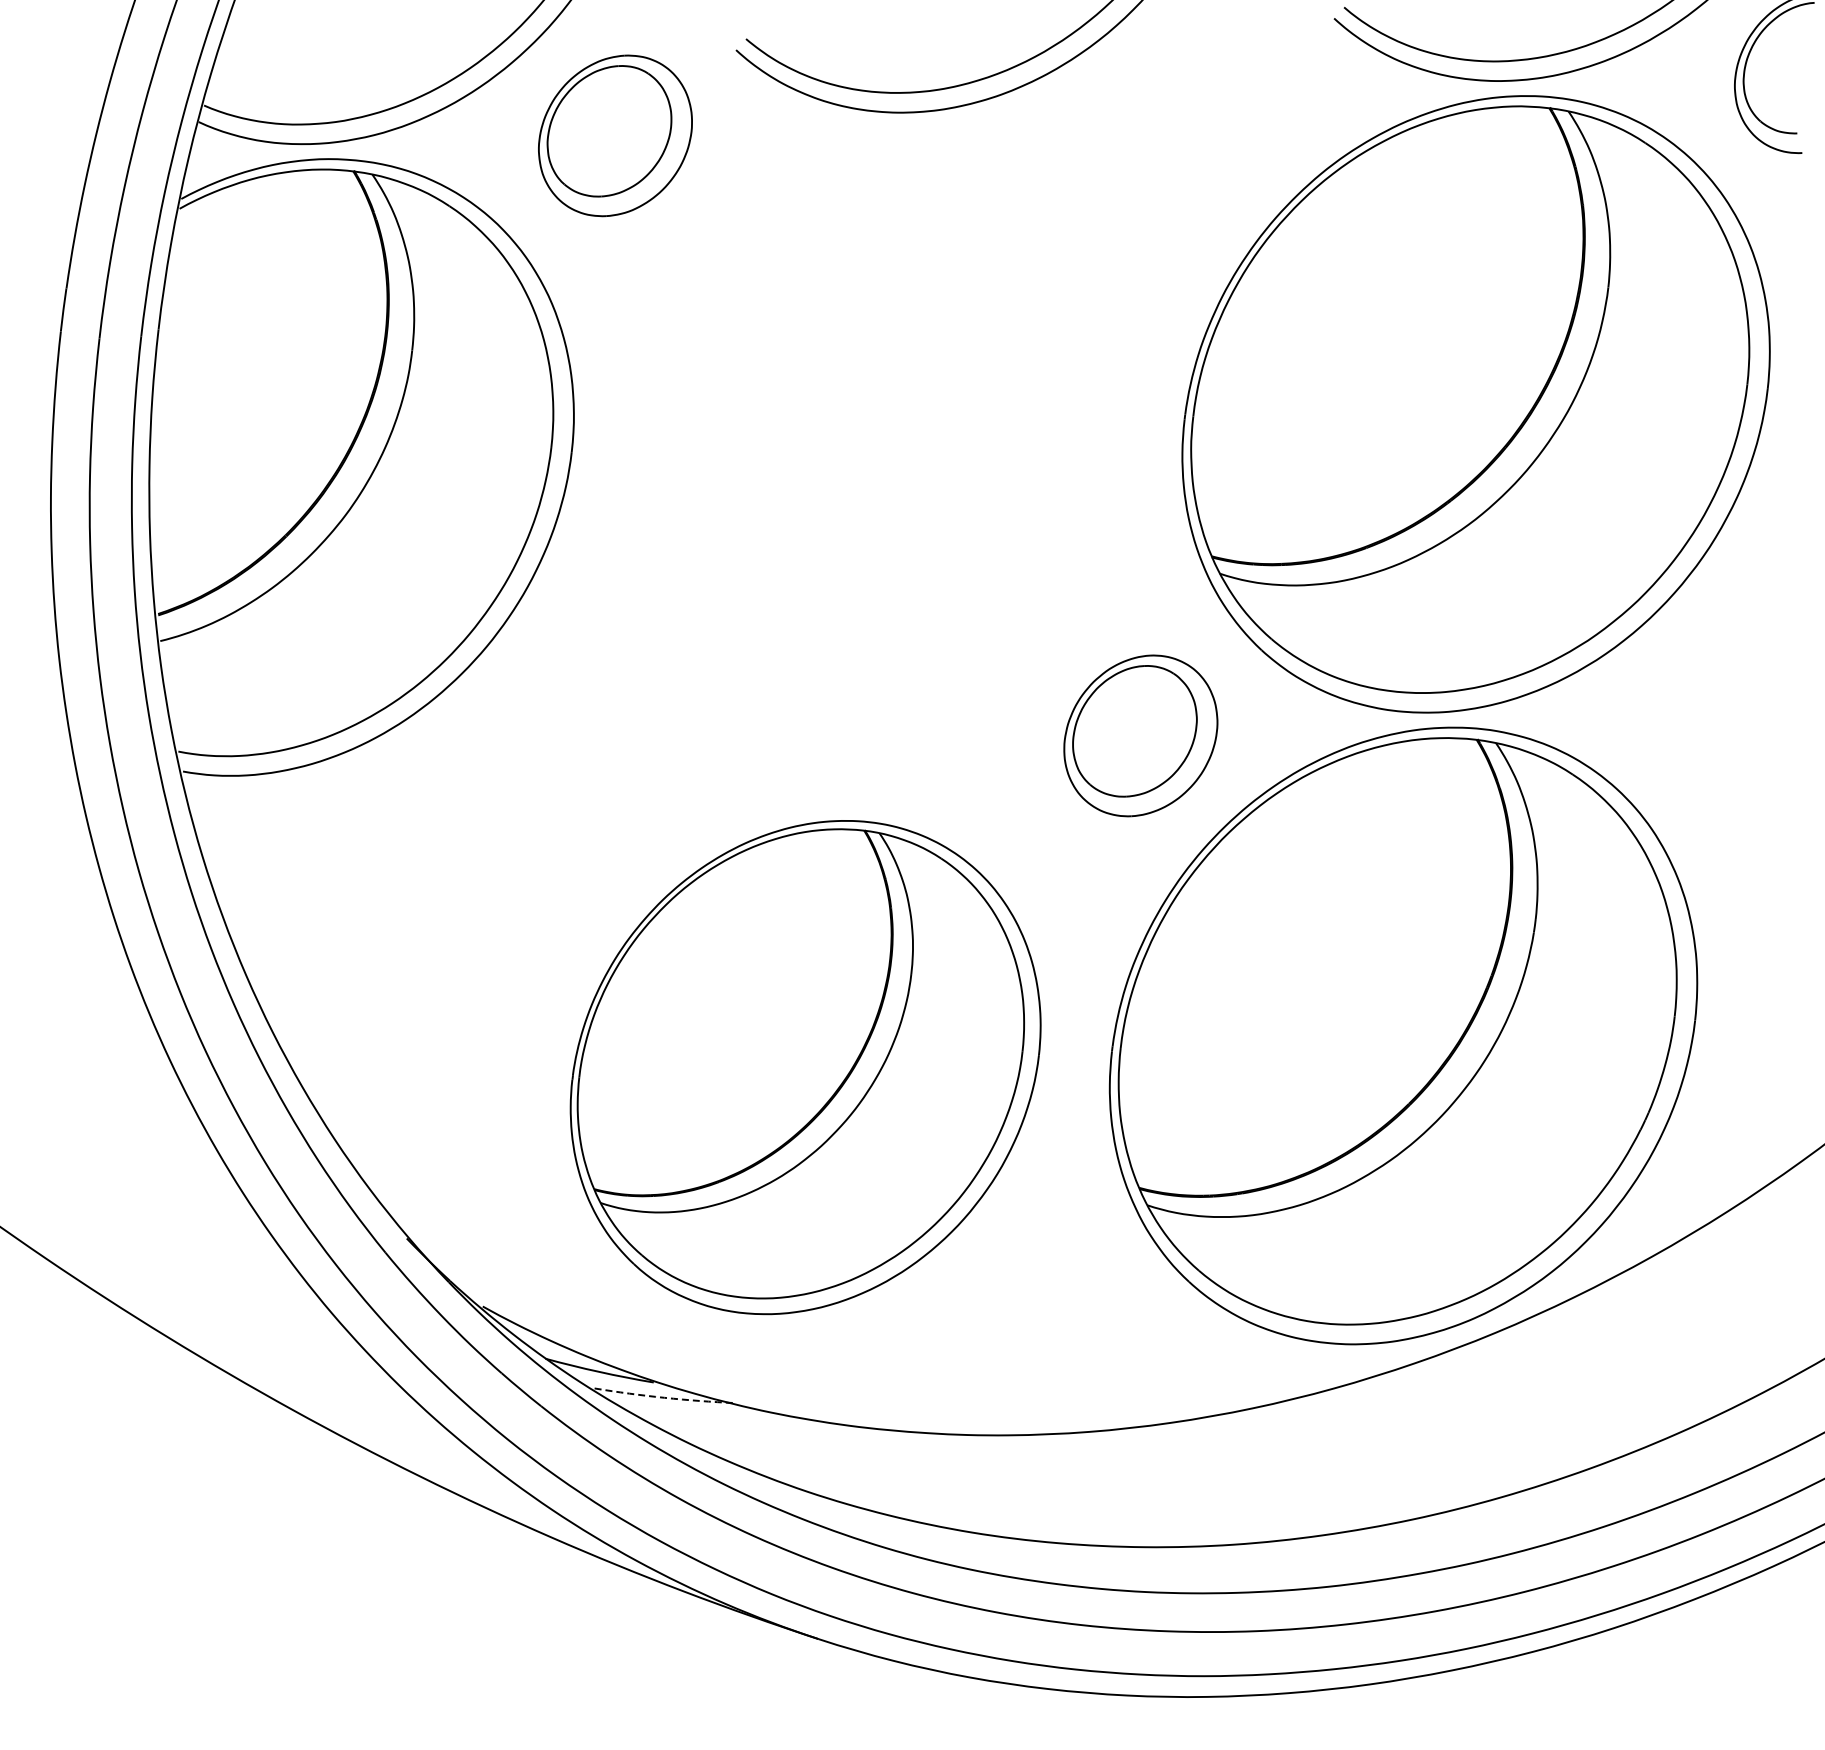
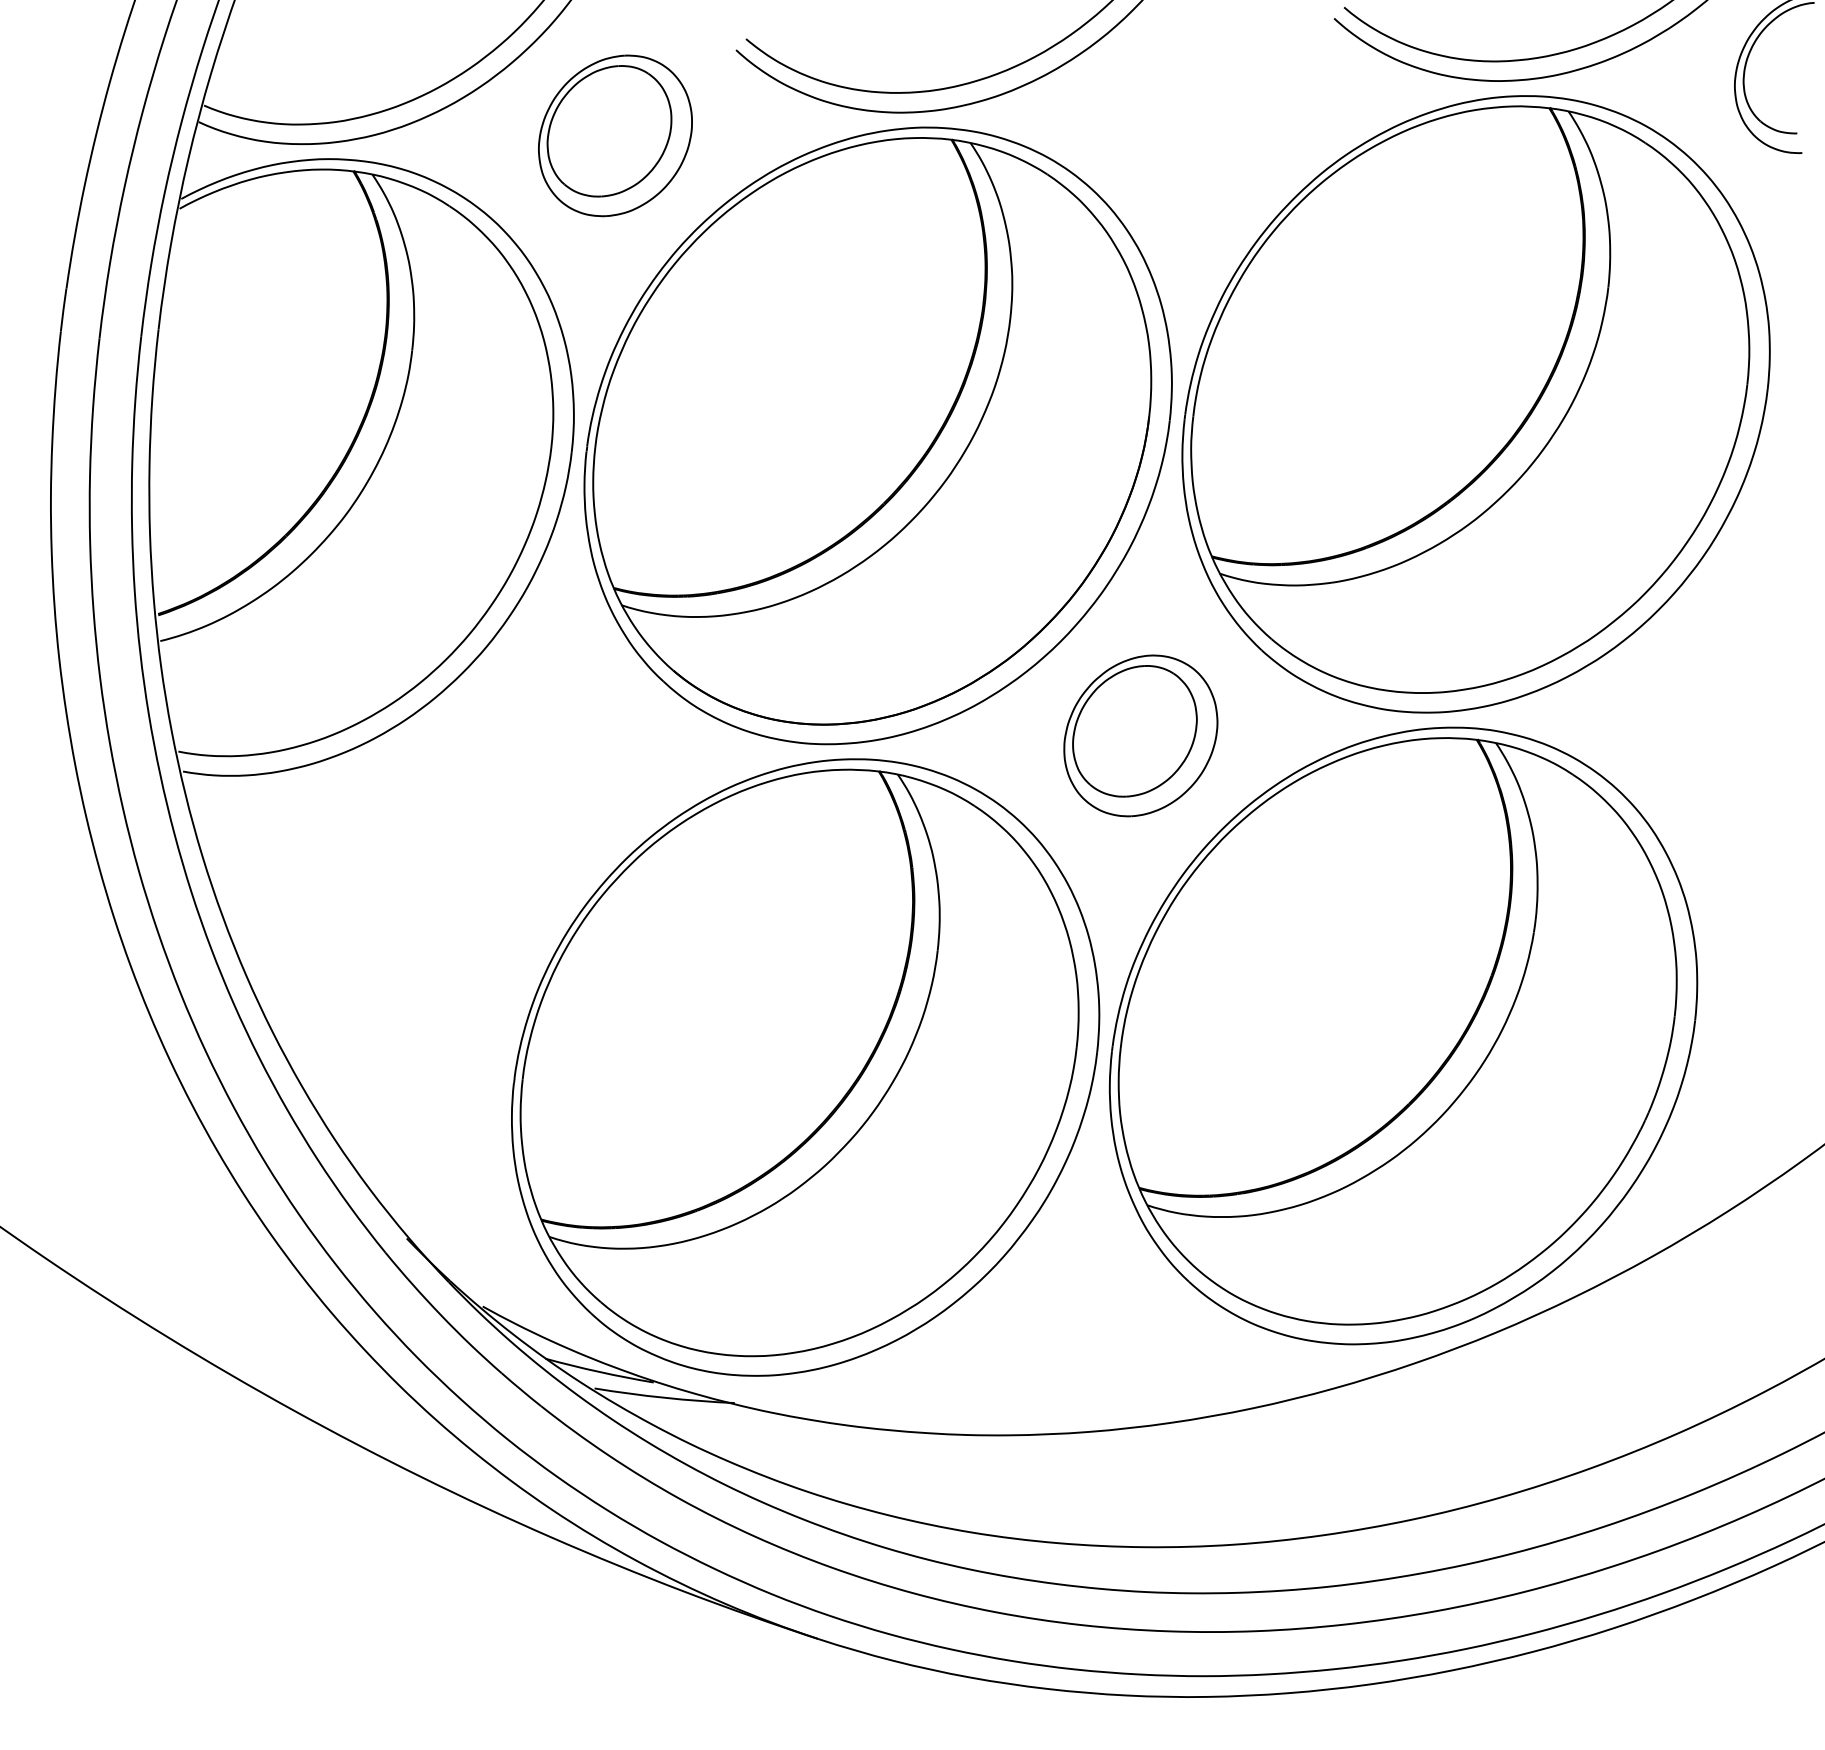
part: none -> present (877, 435)
part size: 473x496 px -> 590x619 px (805, 1067)
arc: dashed -> solid (664, 1397)
